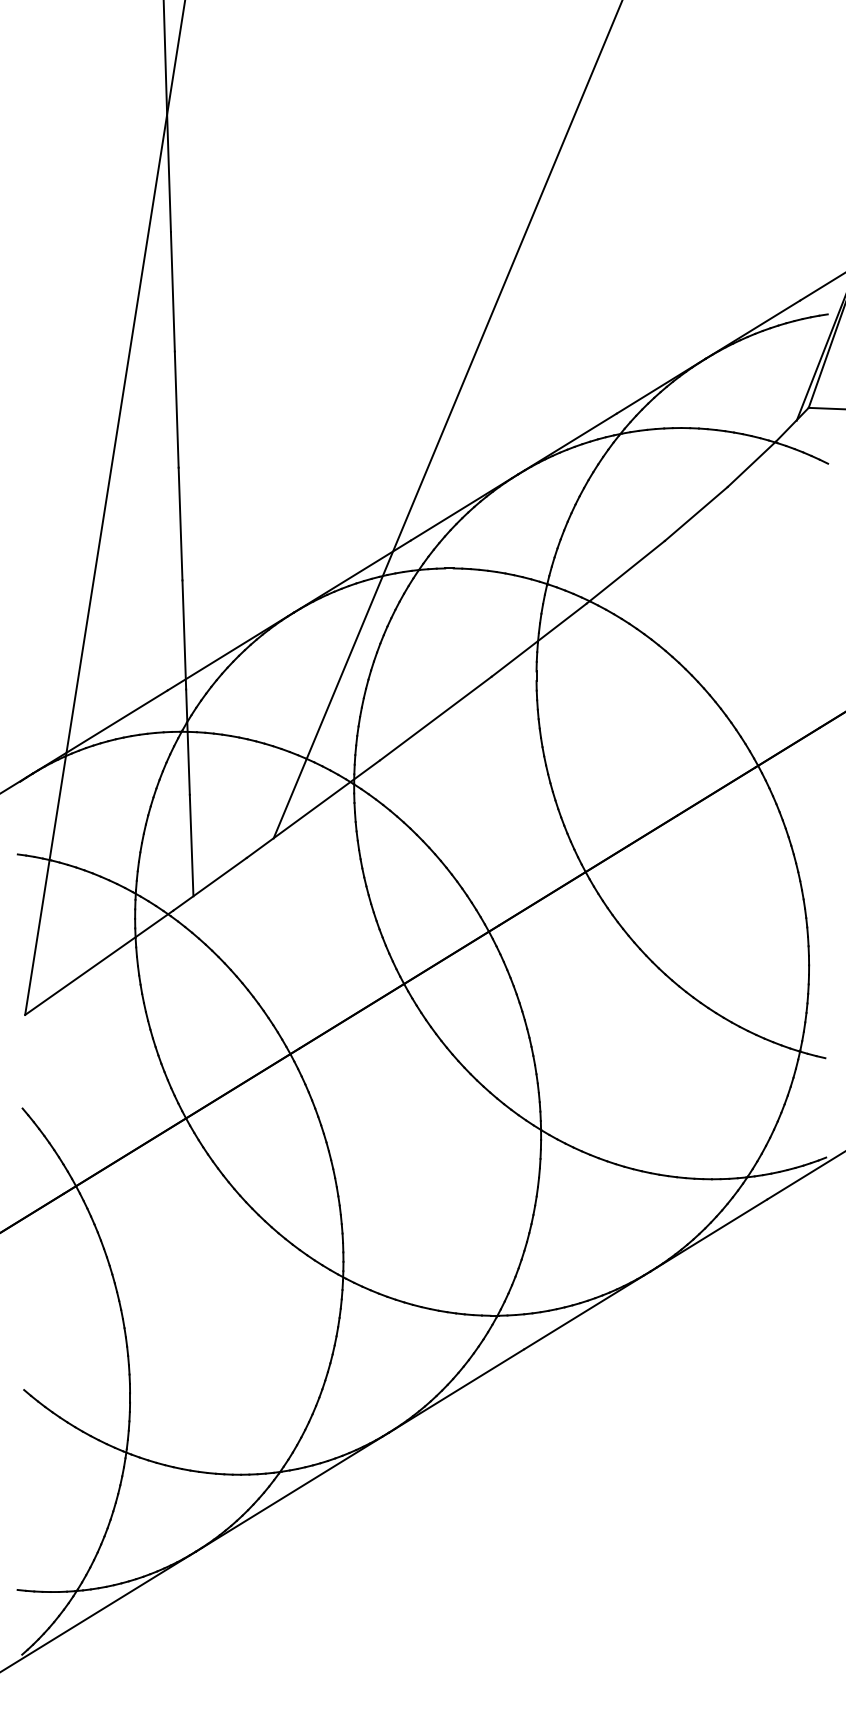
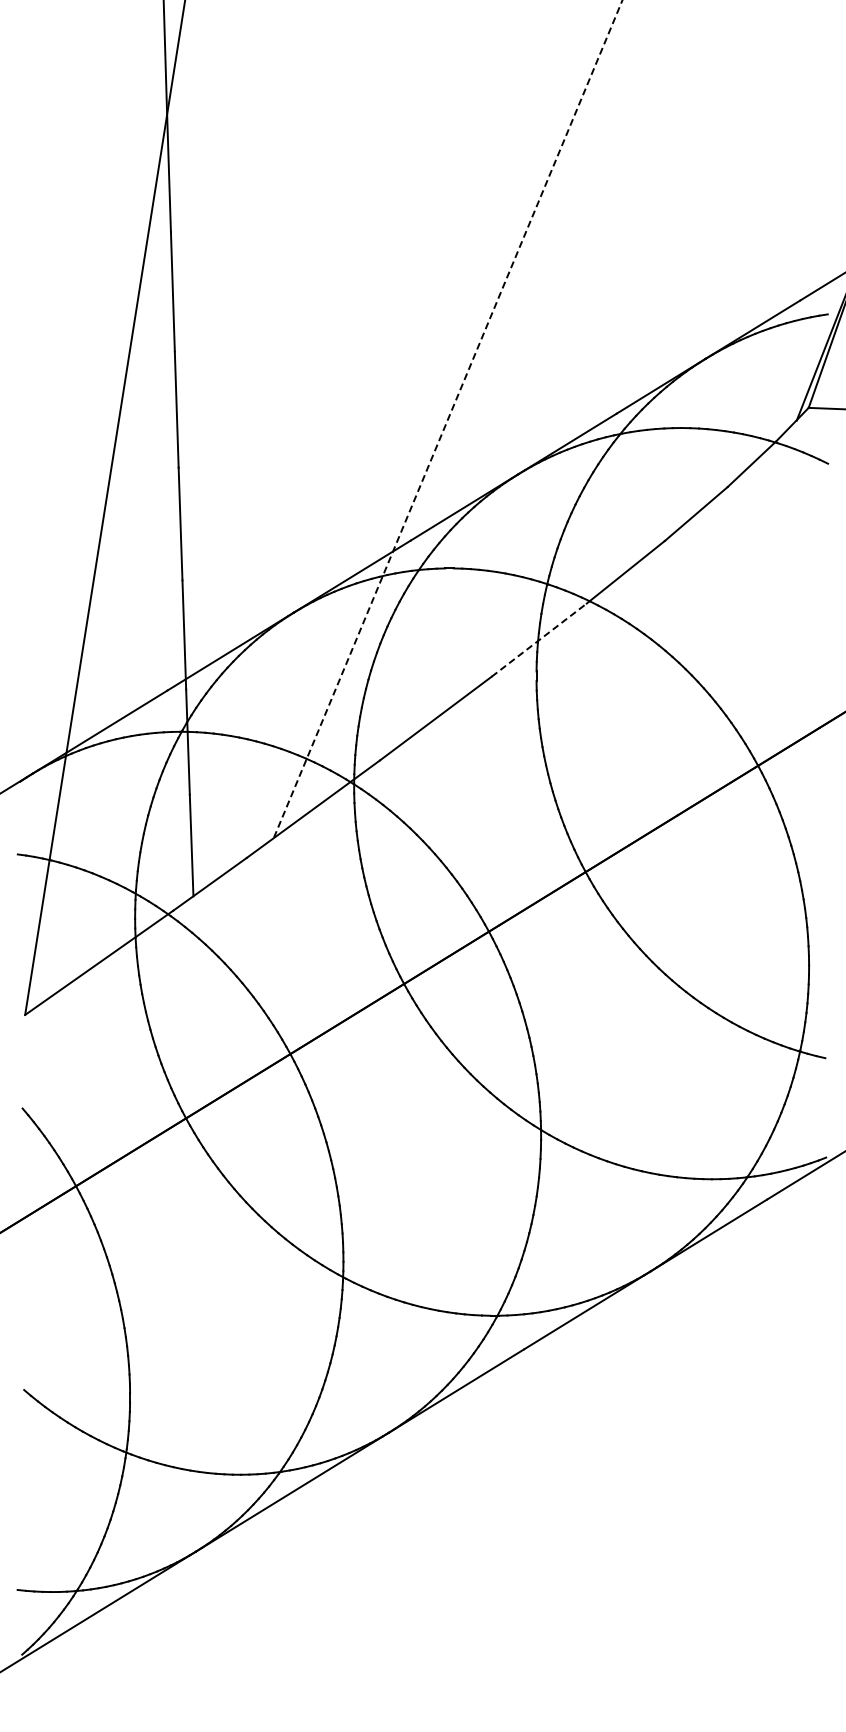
line: solid -> dashed (448, 419)
line: solid -> dashed (539, 640)
